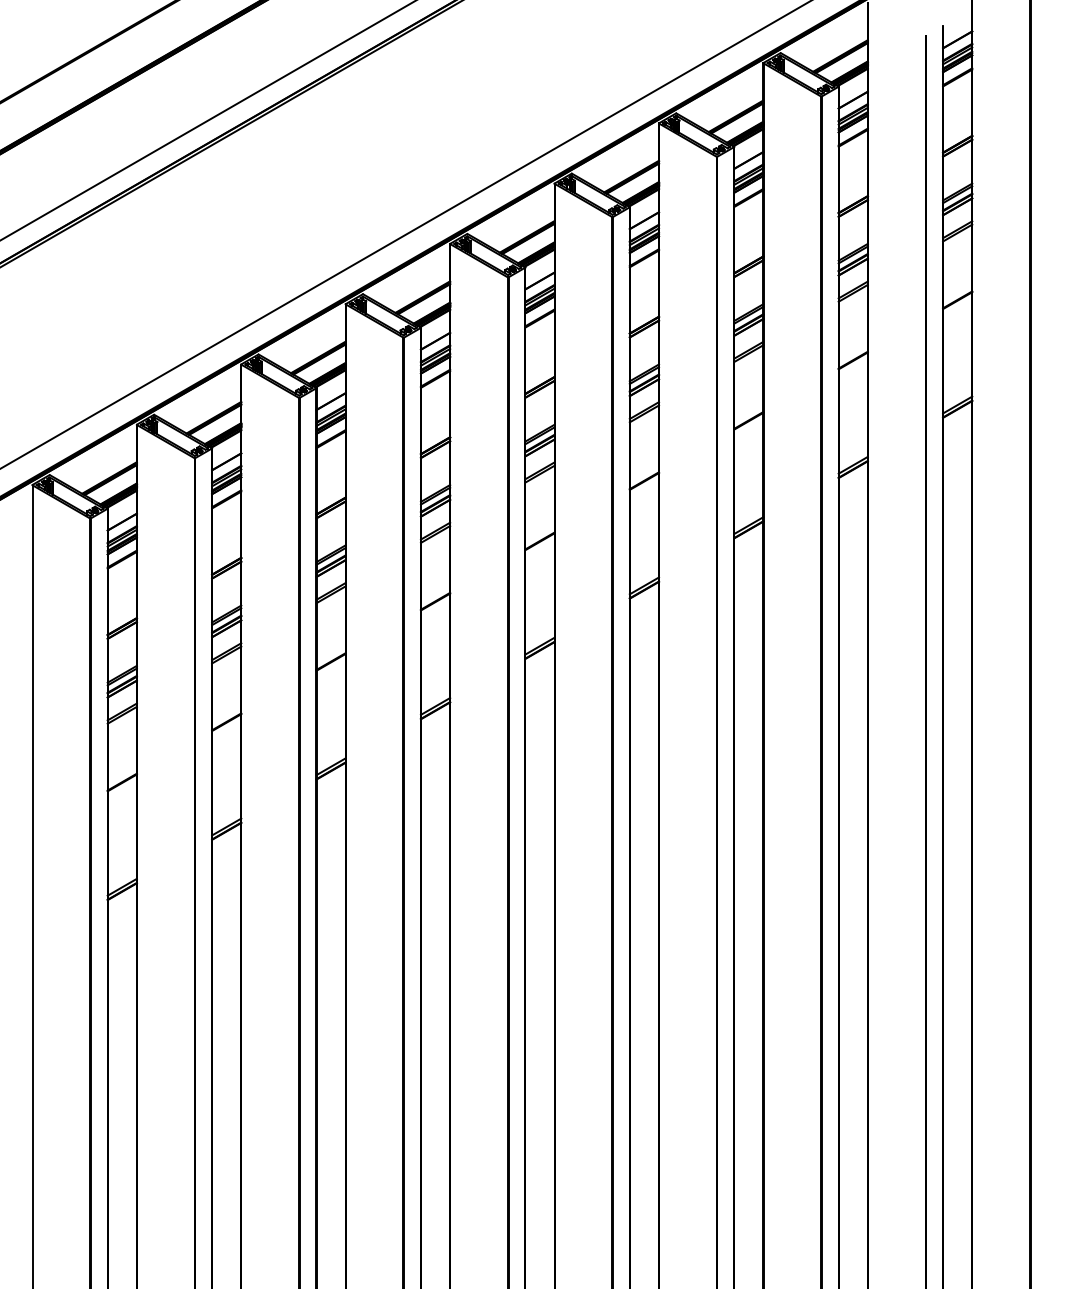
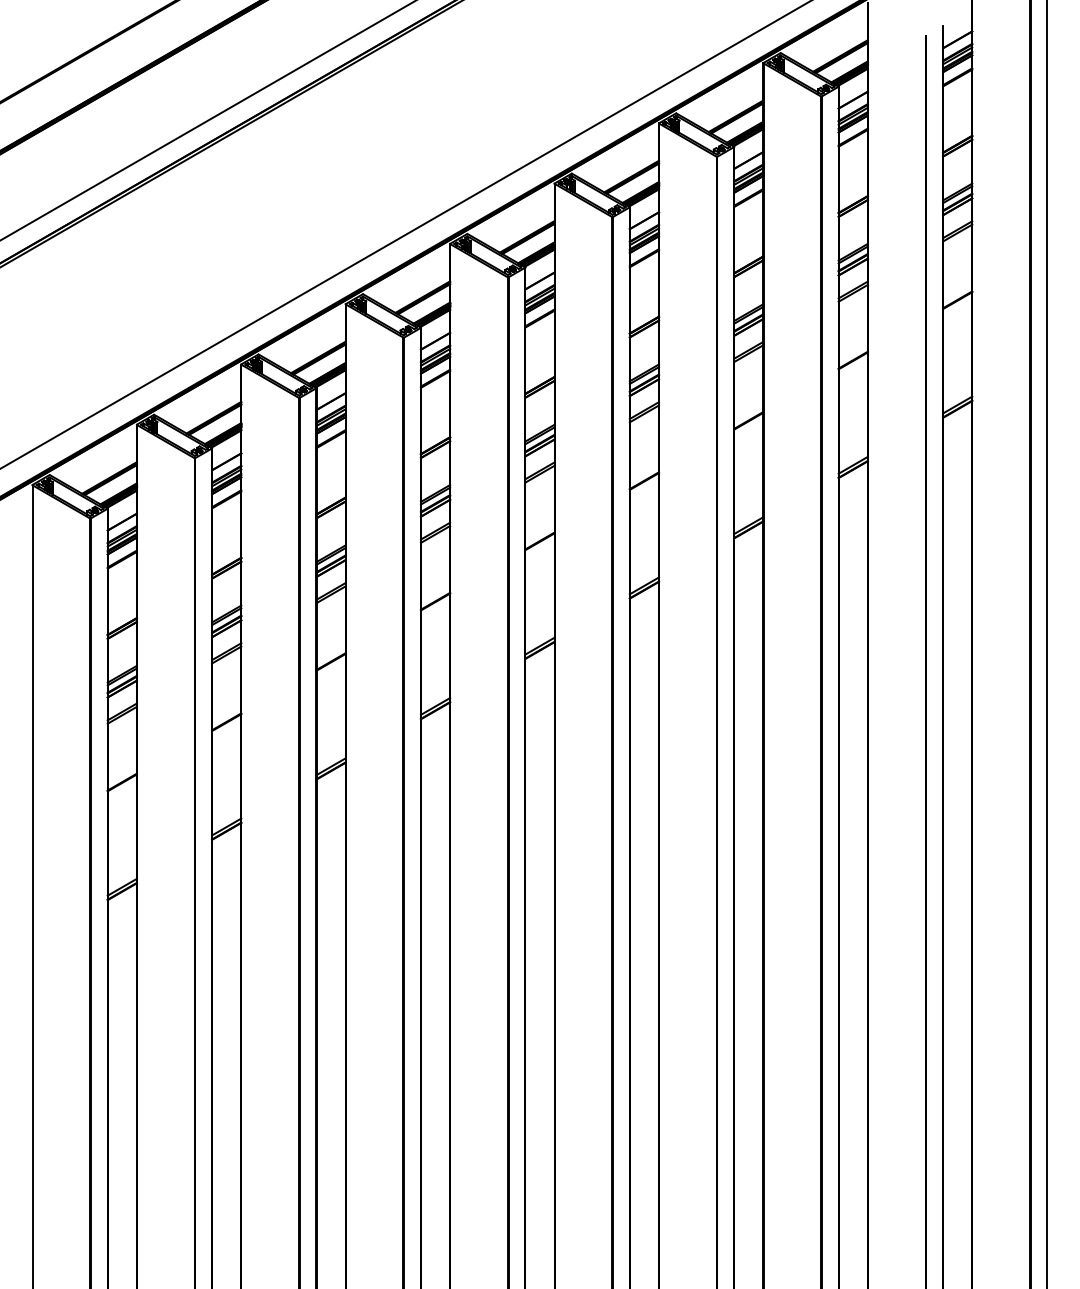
line: none -> present (1047, 643)
